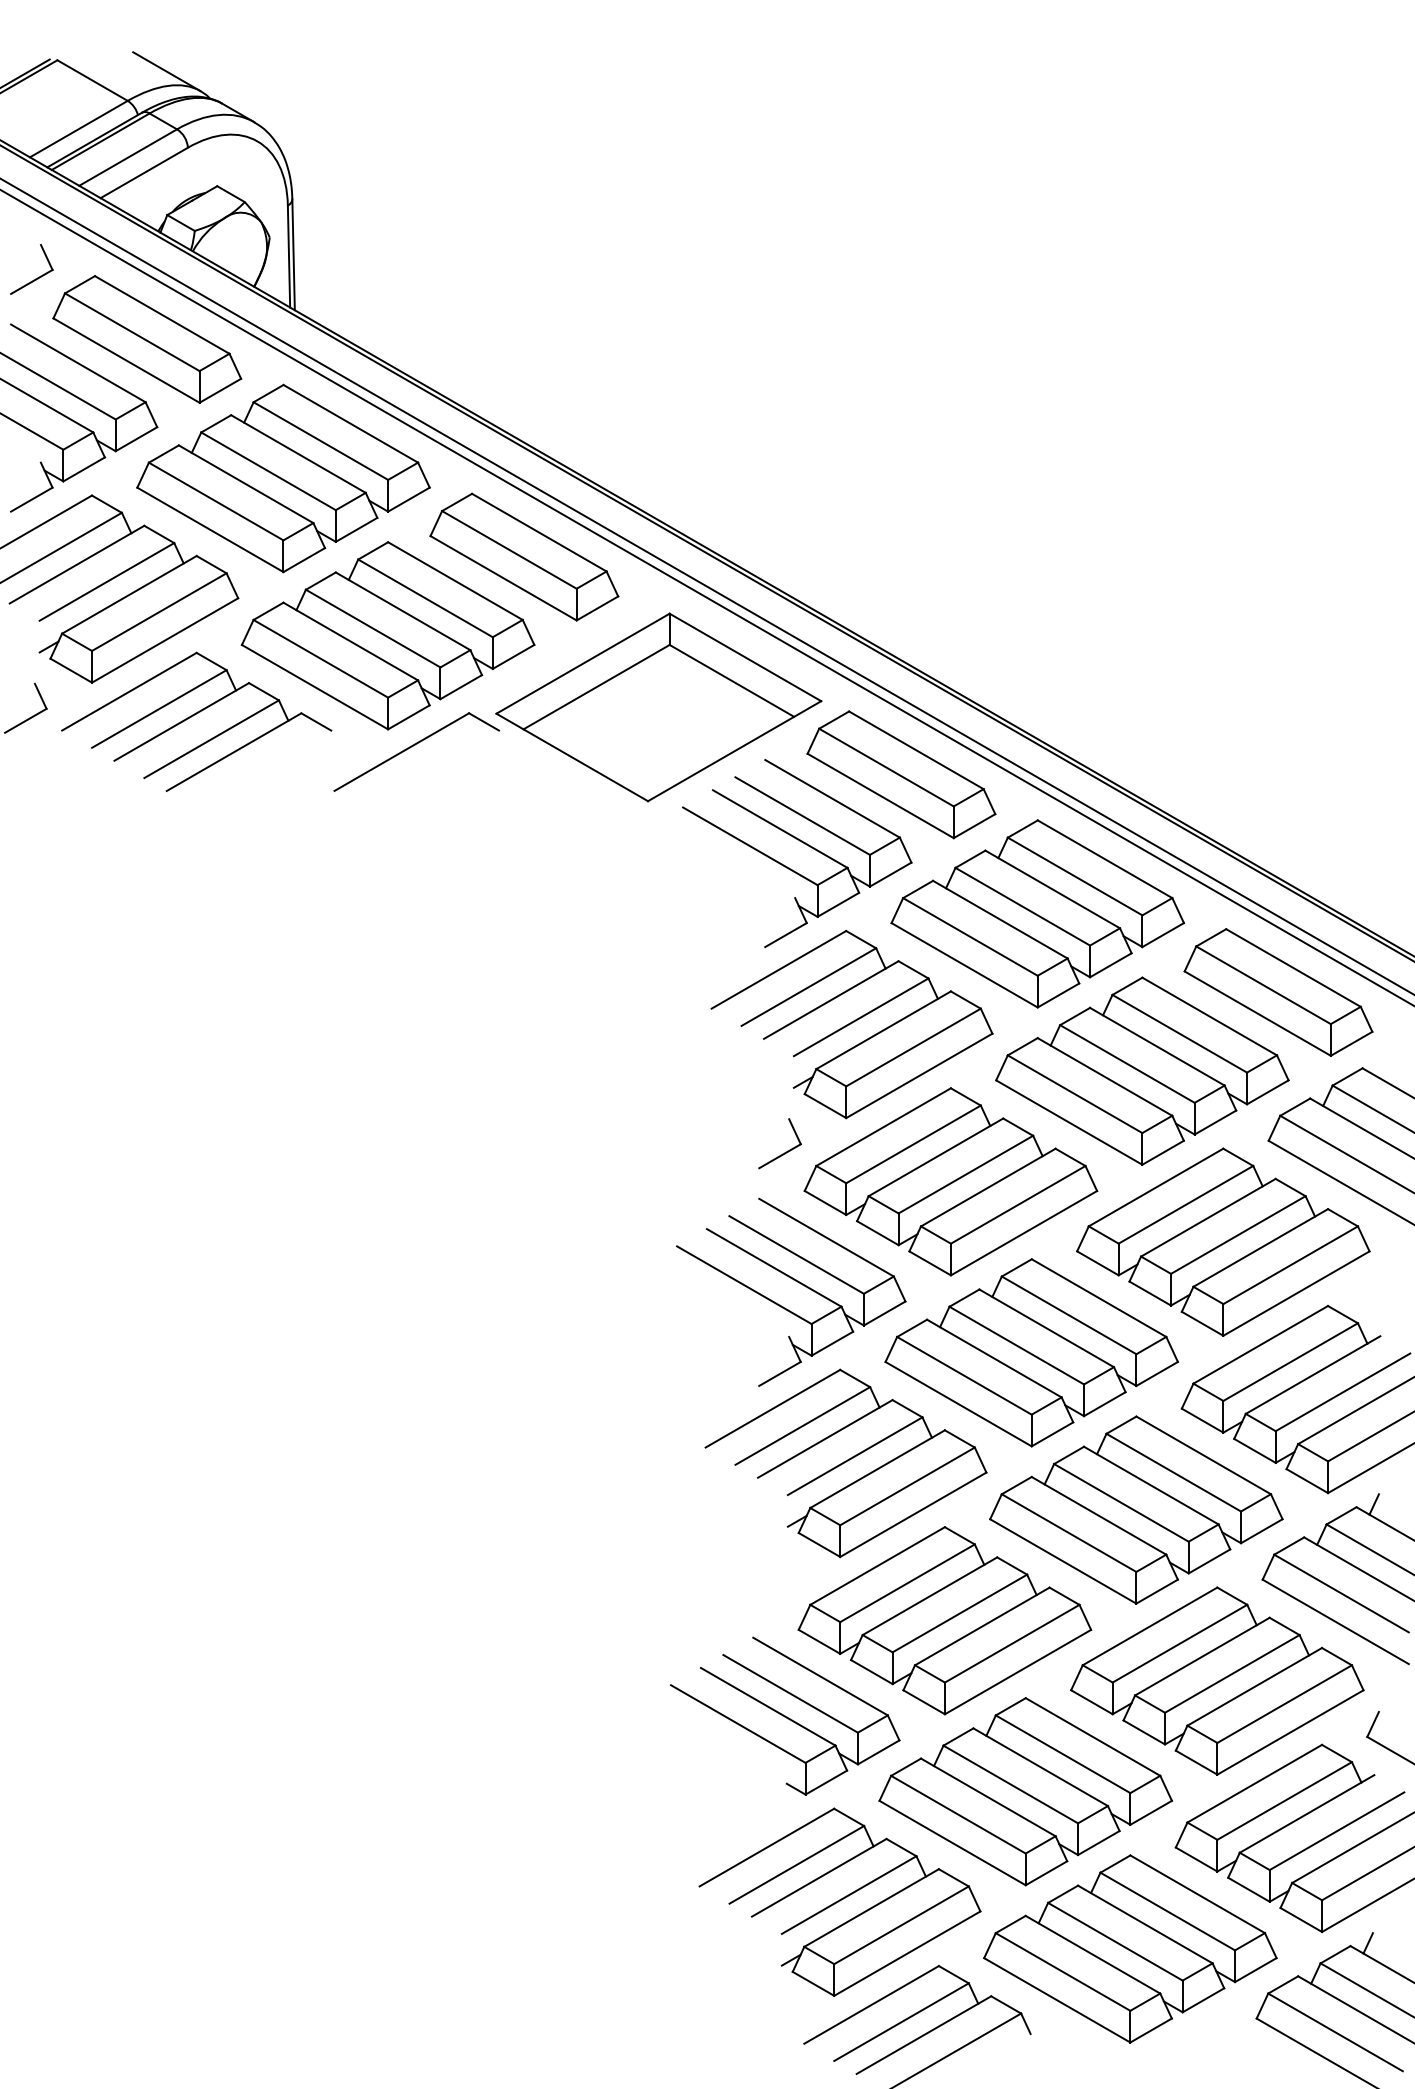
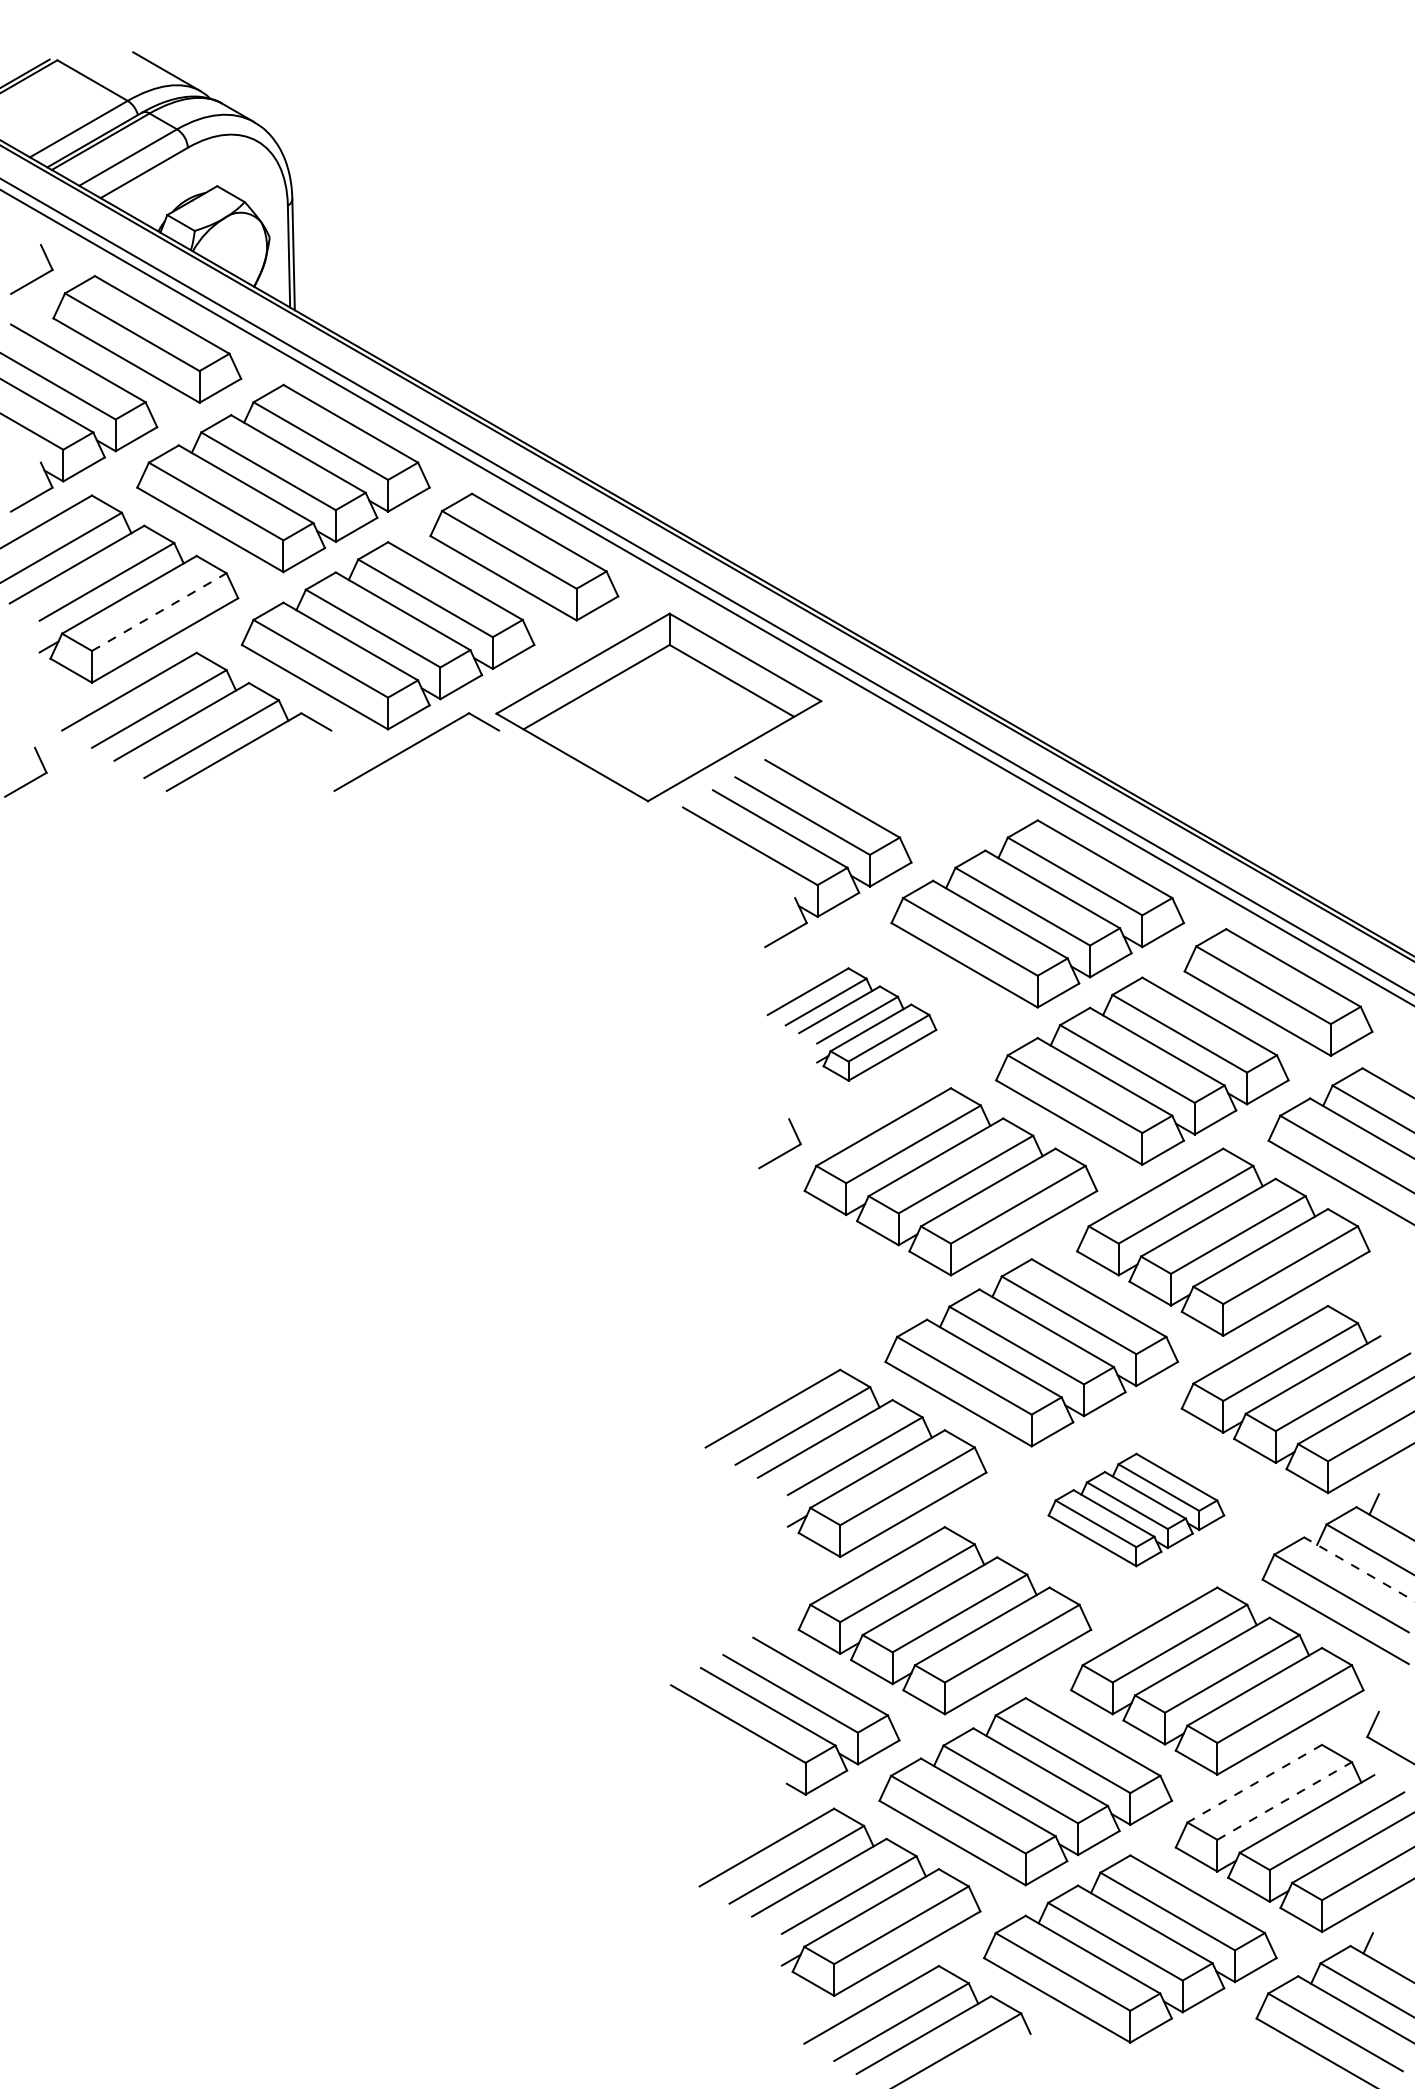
line: solid -> dashed (159, 612)
part position: (32, 715) -> (32, 779) (32, 779)
part: present -> none (901, 774)
part size: 284x191 px -> 172x115 px (851, 1024)
part: present -> none (795, 1281)
part size: 295x190 px -> 179x116 px (1136, 1509)
line: solid -> dashed (1359, 1569)
line: solid -> dashed (1254, 1783)
line: solid -> dashed (1284, 1801)
